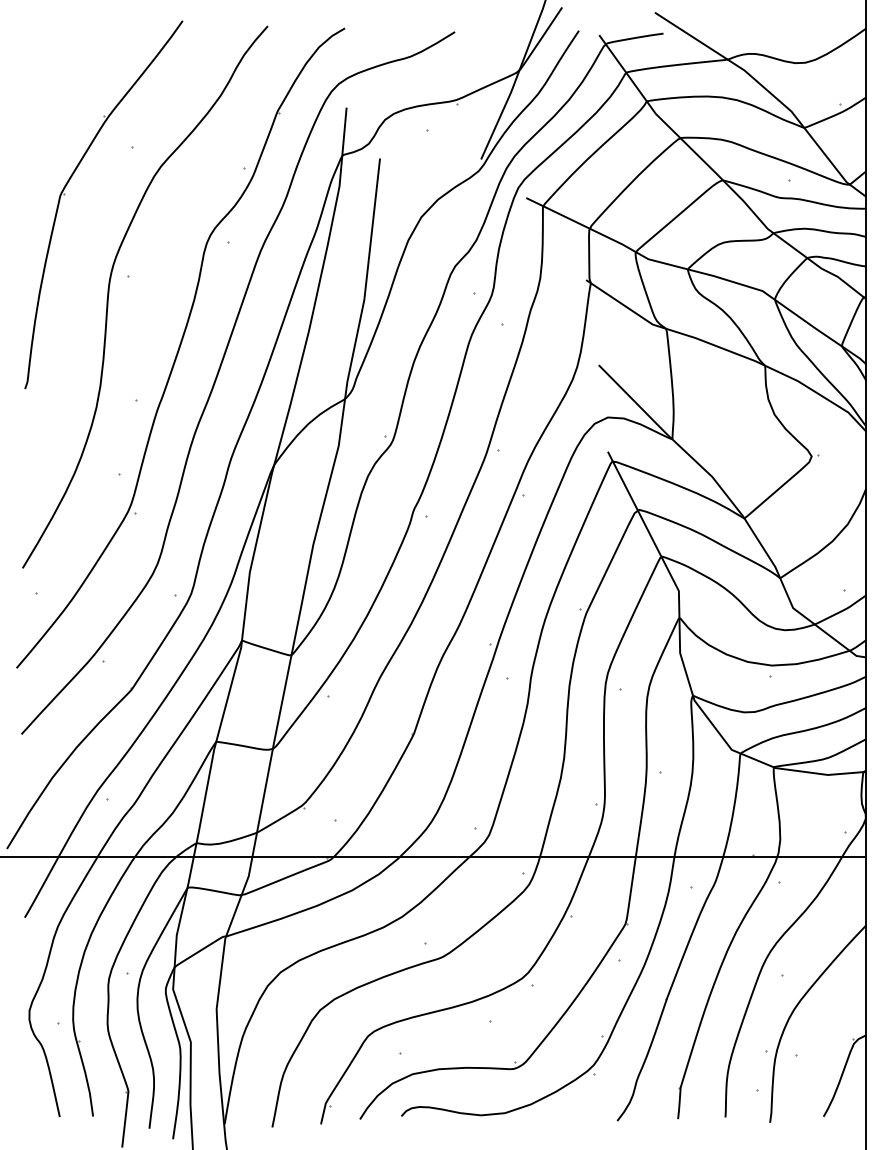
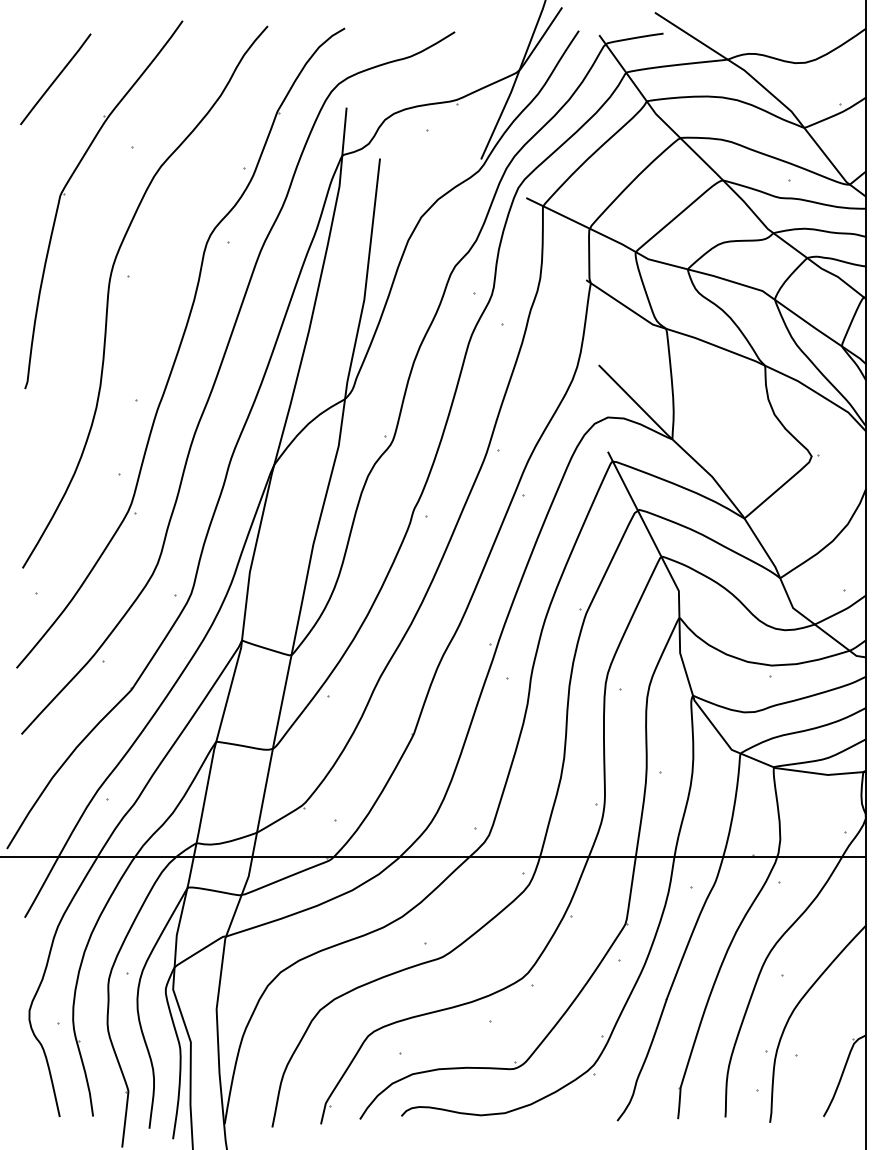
line: none -> present (55, 79)
